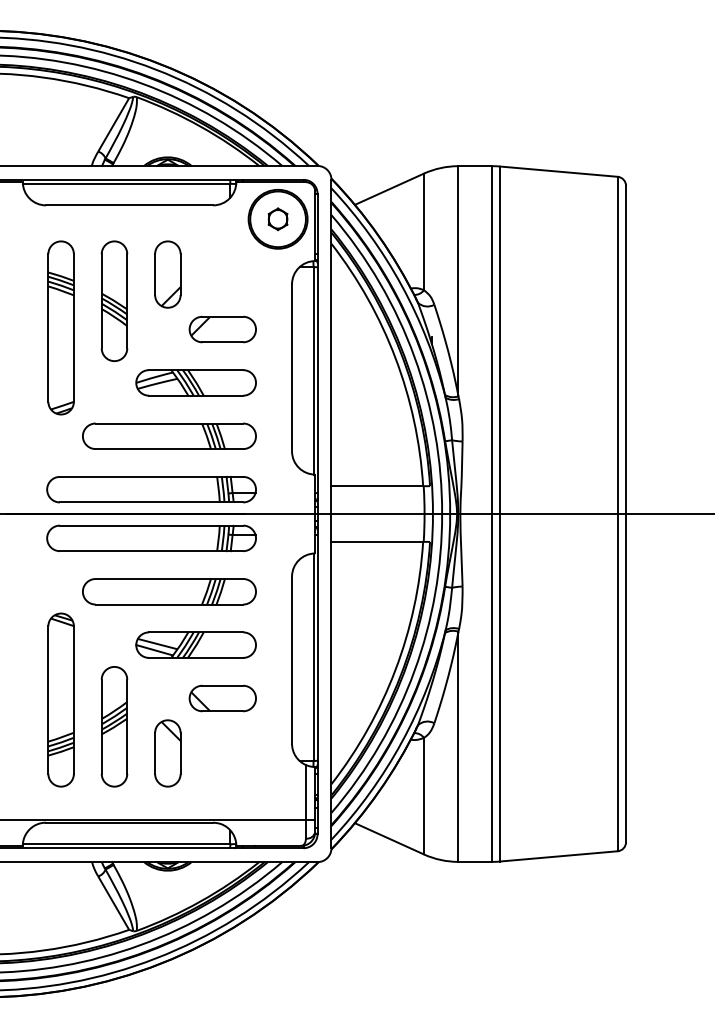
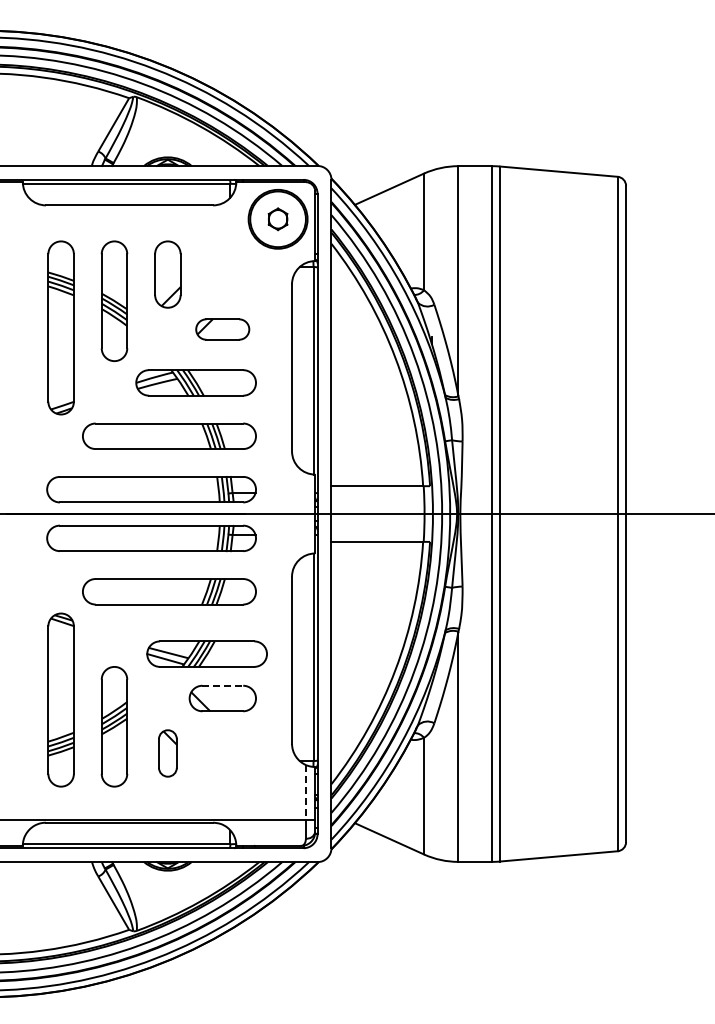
part size: 69x29 px -> 56x23 px (222, 329)
part position: (195, 644) -> (206, 653) (206, 653)
line: solid -> dashed (223, 685)
part size: 28x69 px -> 20x49 px (167, 753)
line: solid -> dashed (305, 792)
